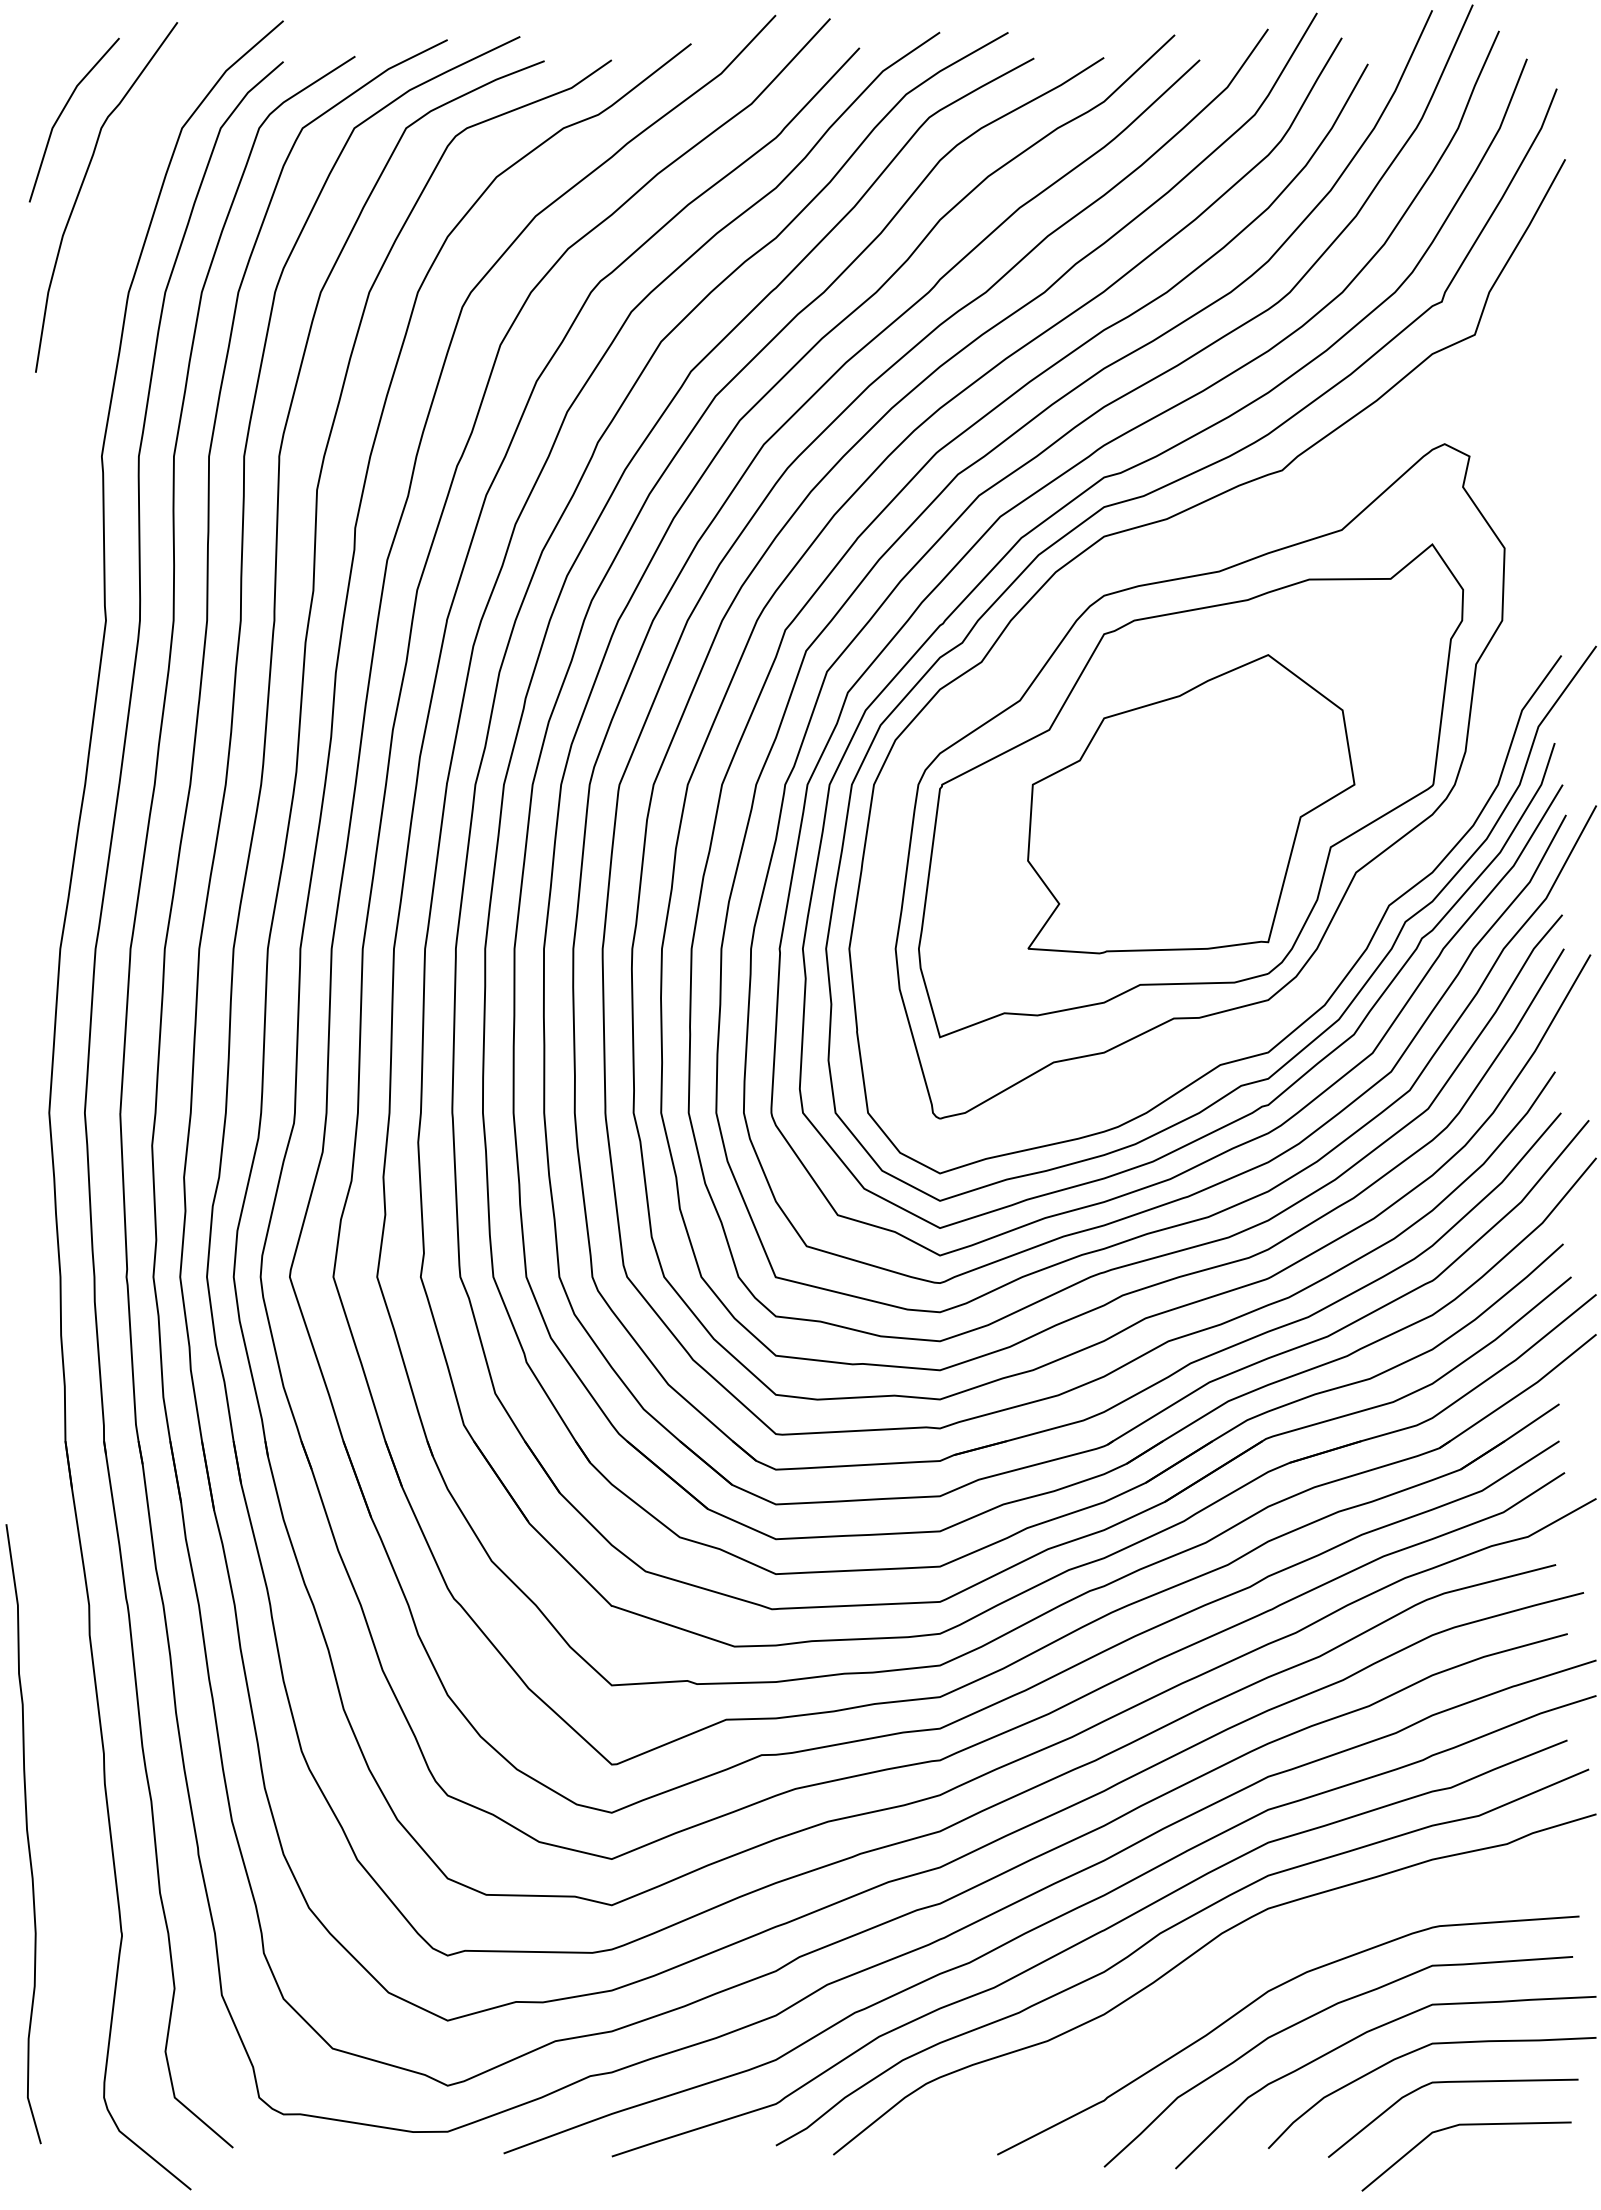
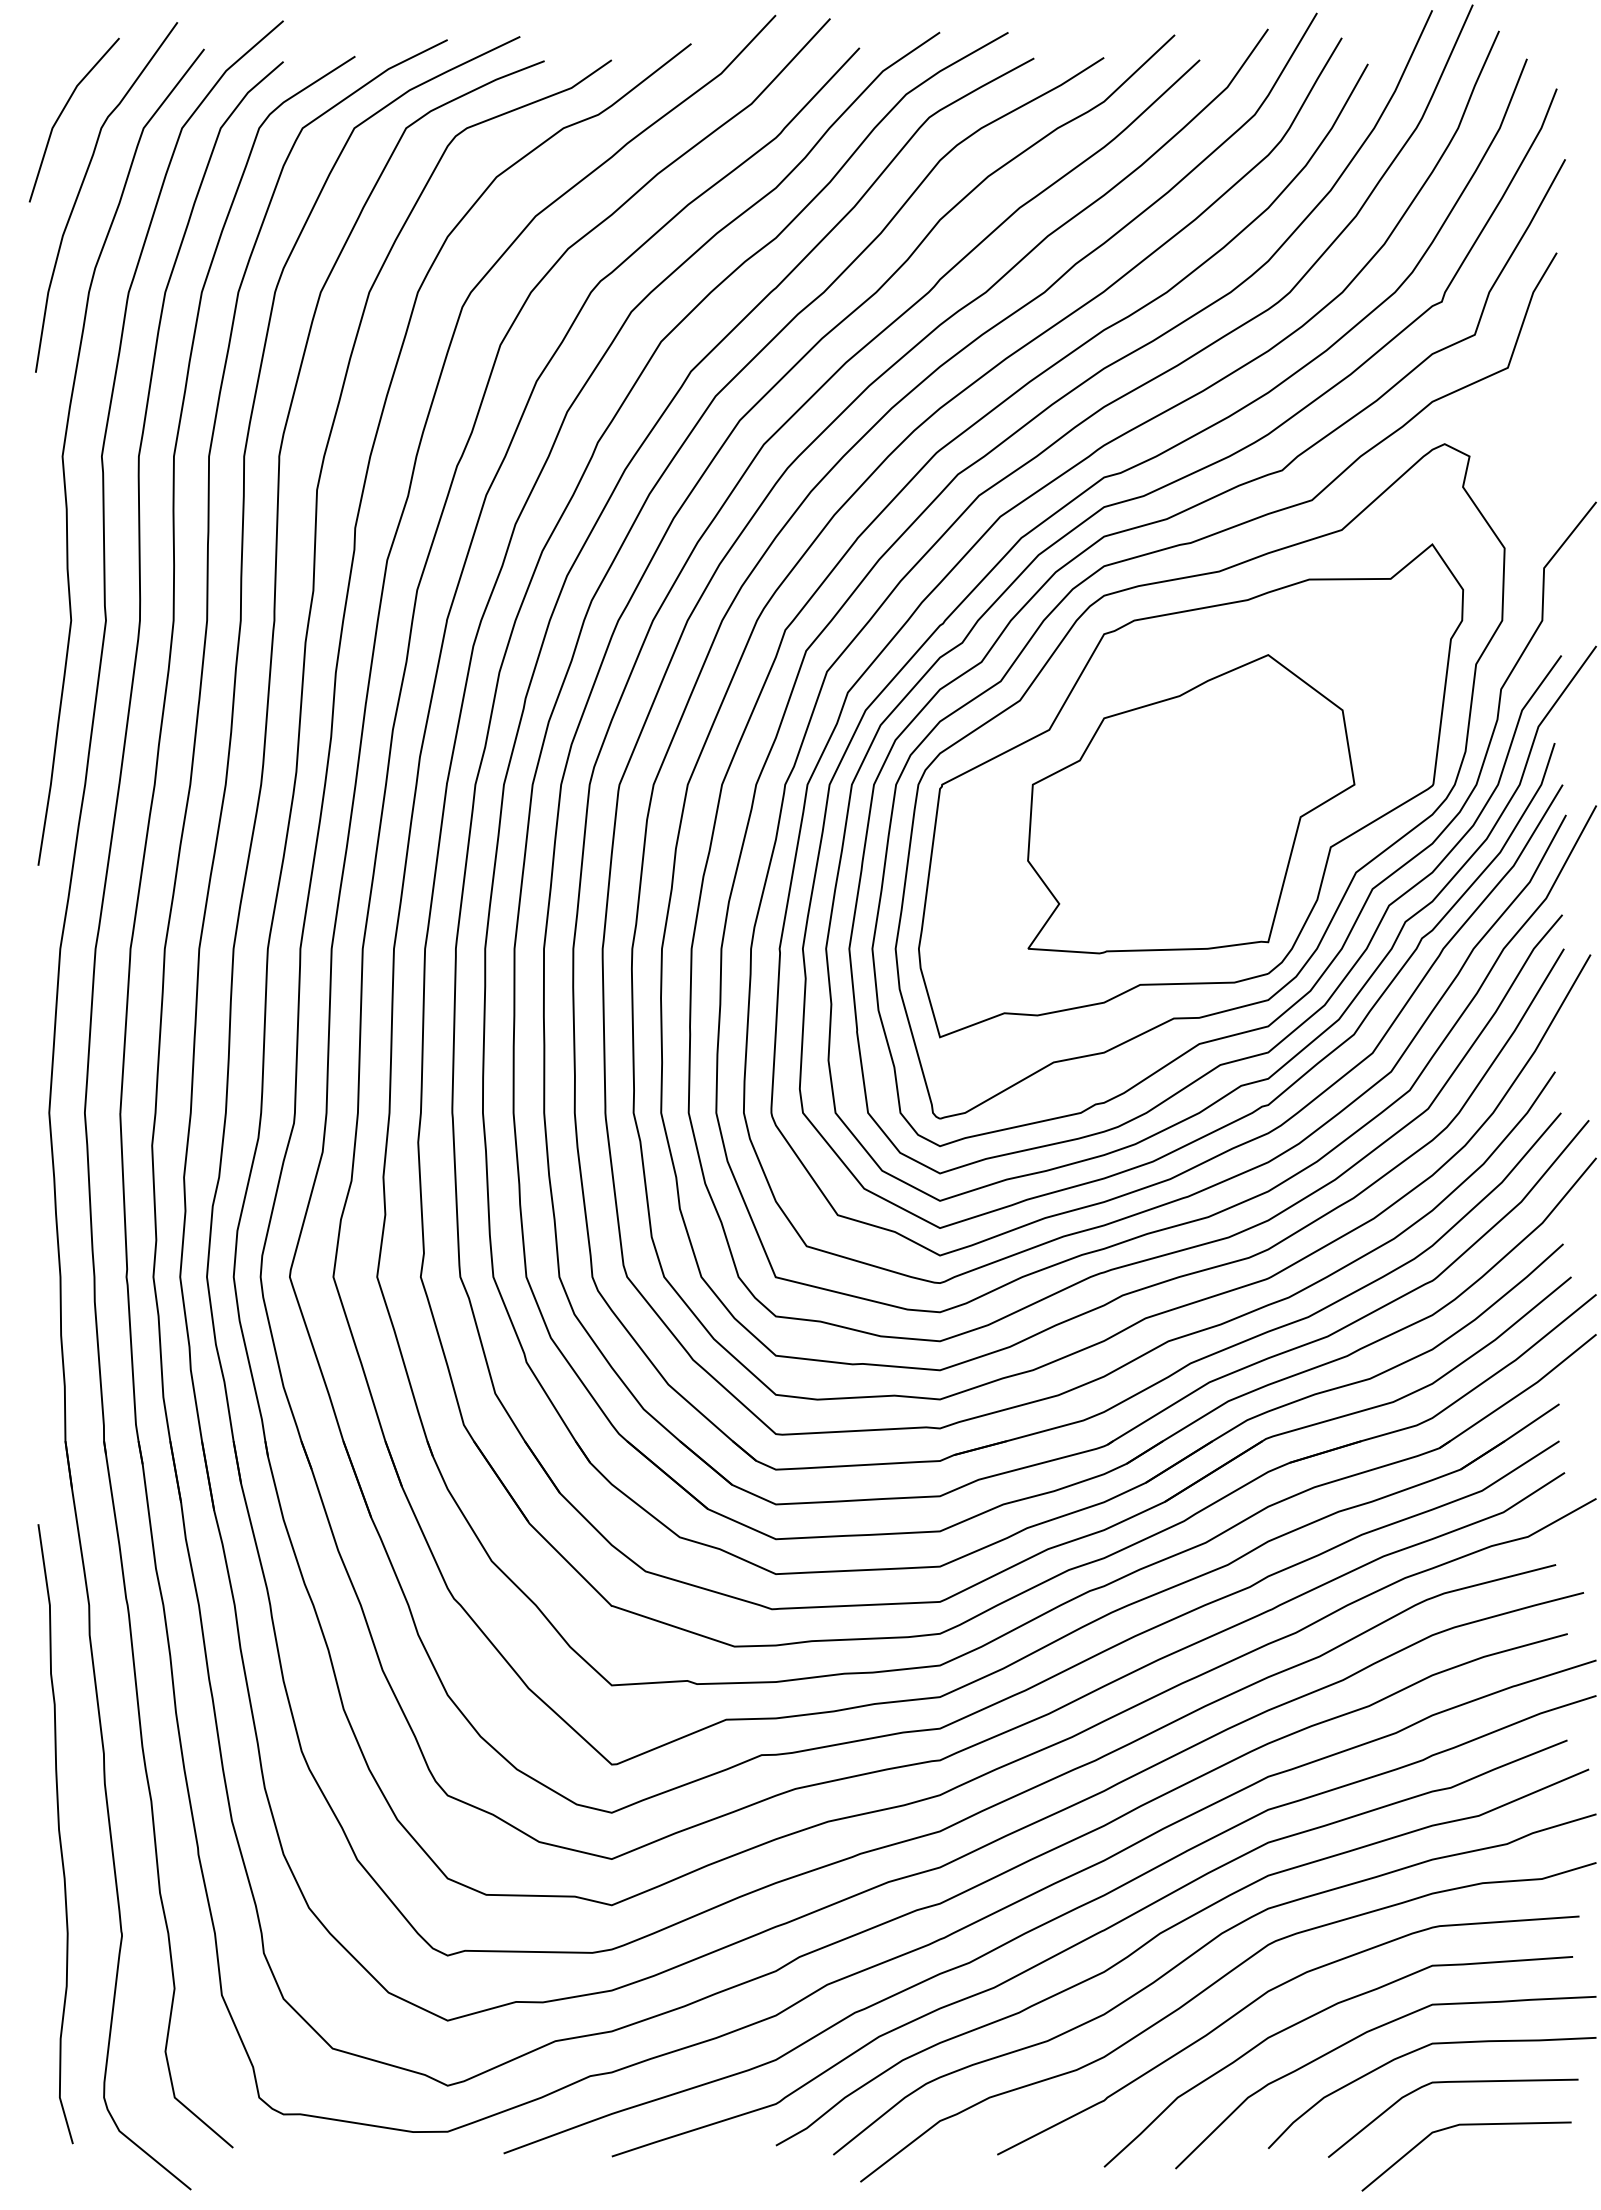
curve: none -> present (65, 445)
curve: none -> present (1189, 544)
curve position: (26, 1834) -> (58, 1834) (58, 1834)
curve: none -> present (1203, 1992)
